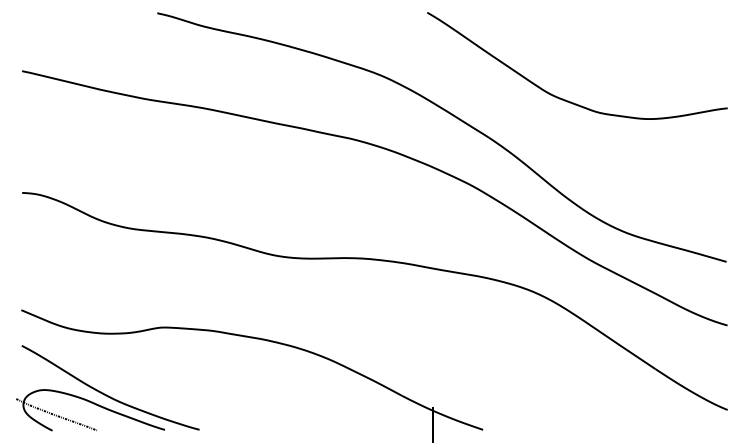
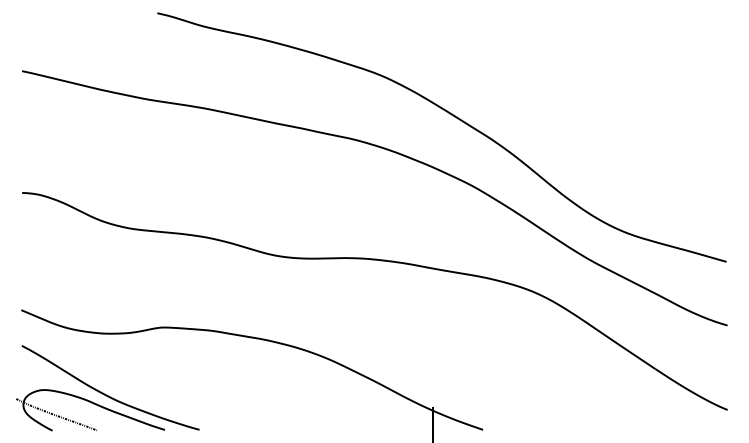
curve: present -> none (563, 98)
